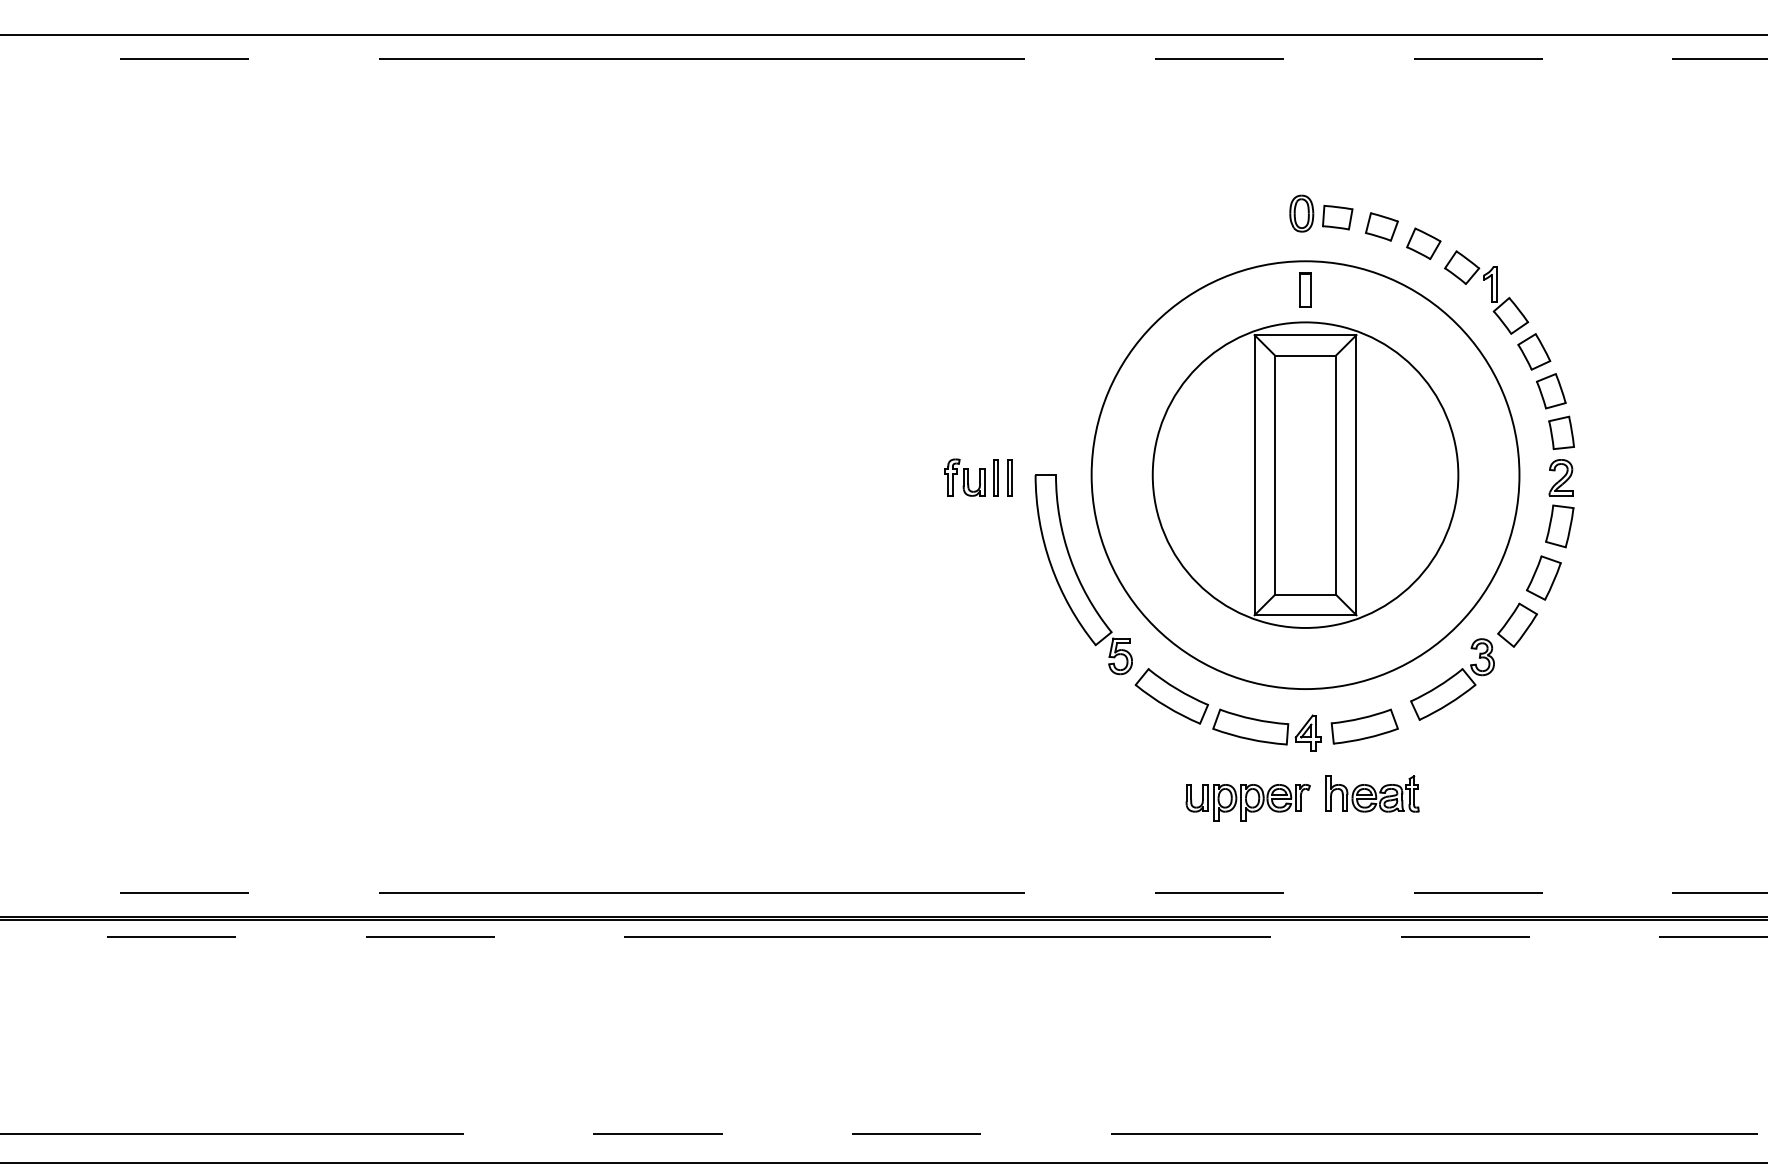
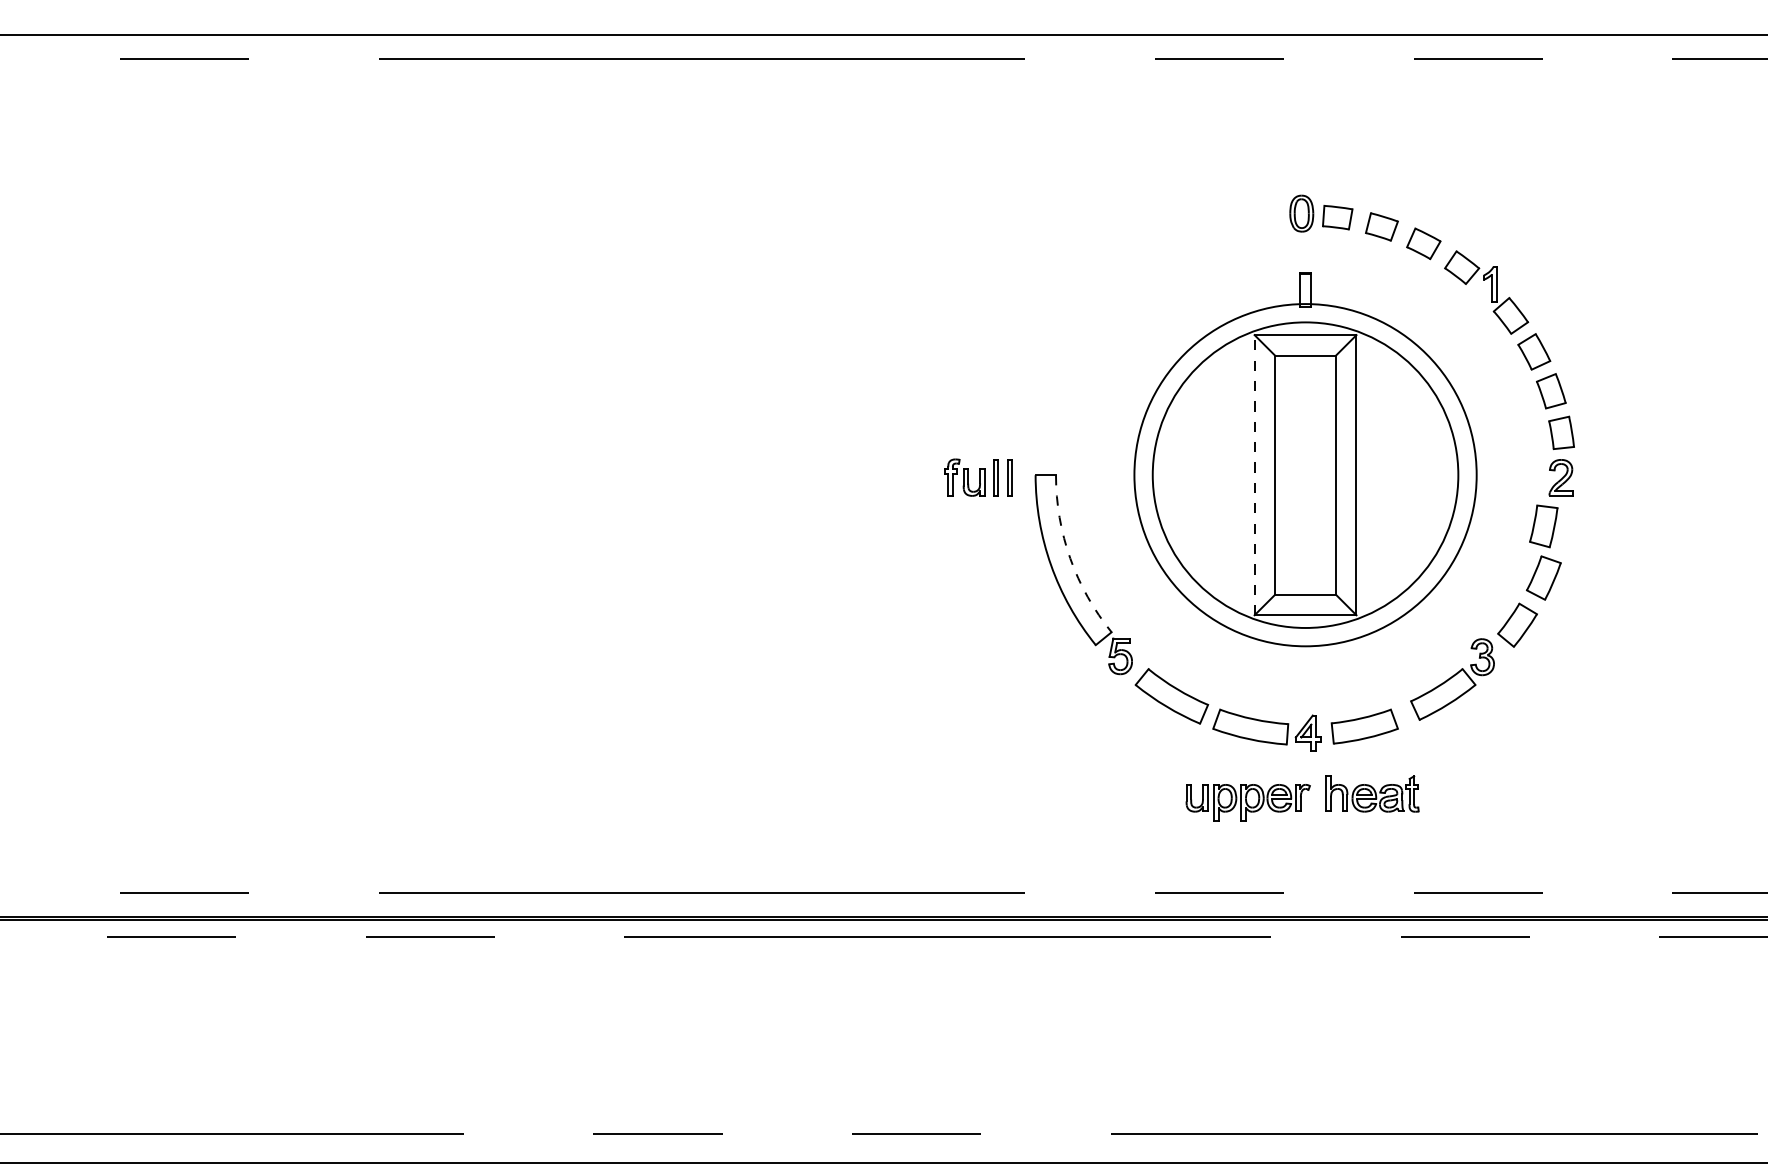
line: solid -> dashed (1254, 474)
circle diameter: 428 px -> 342 px (1305, 475)
part position: (1559, 526) -> (1543, 526) (1543, 526)
arc: solid -> dashed (1070, 558)
